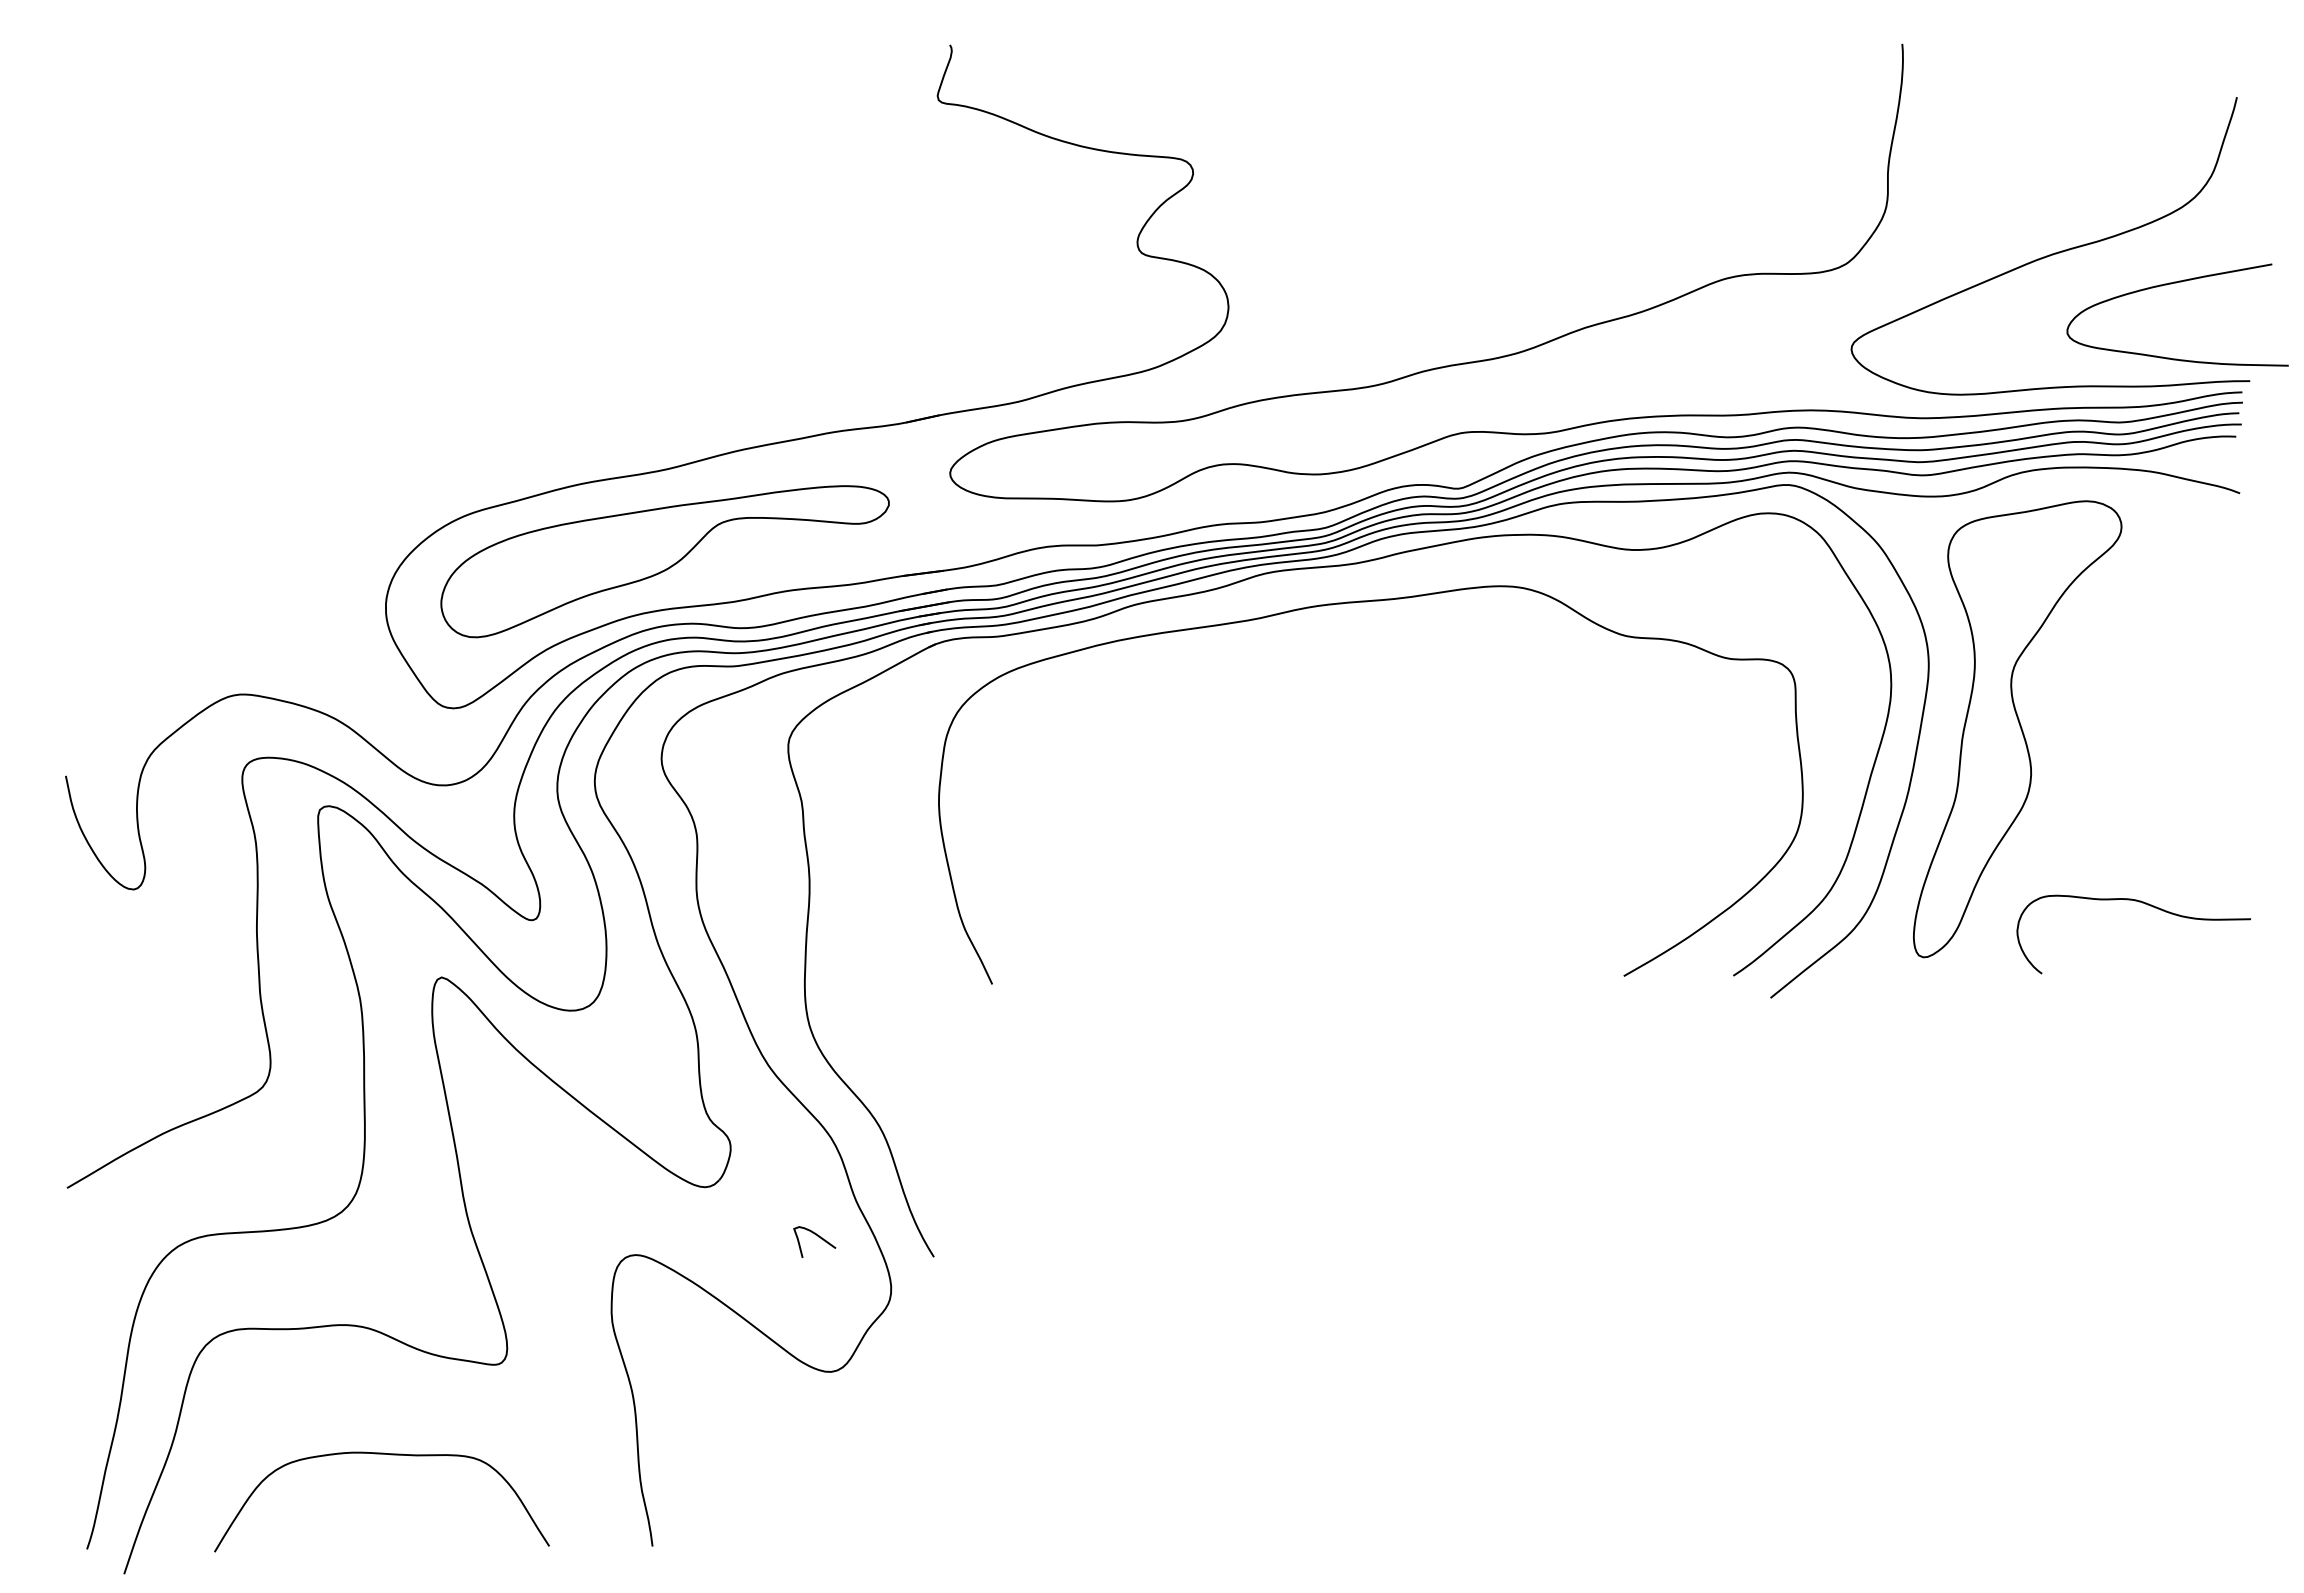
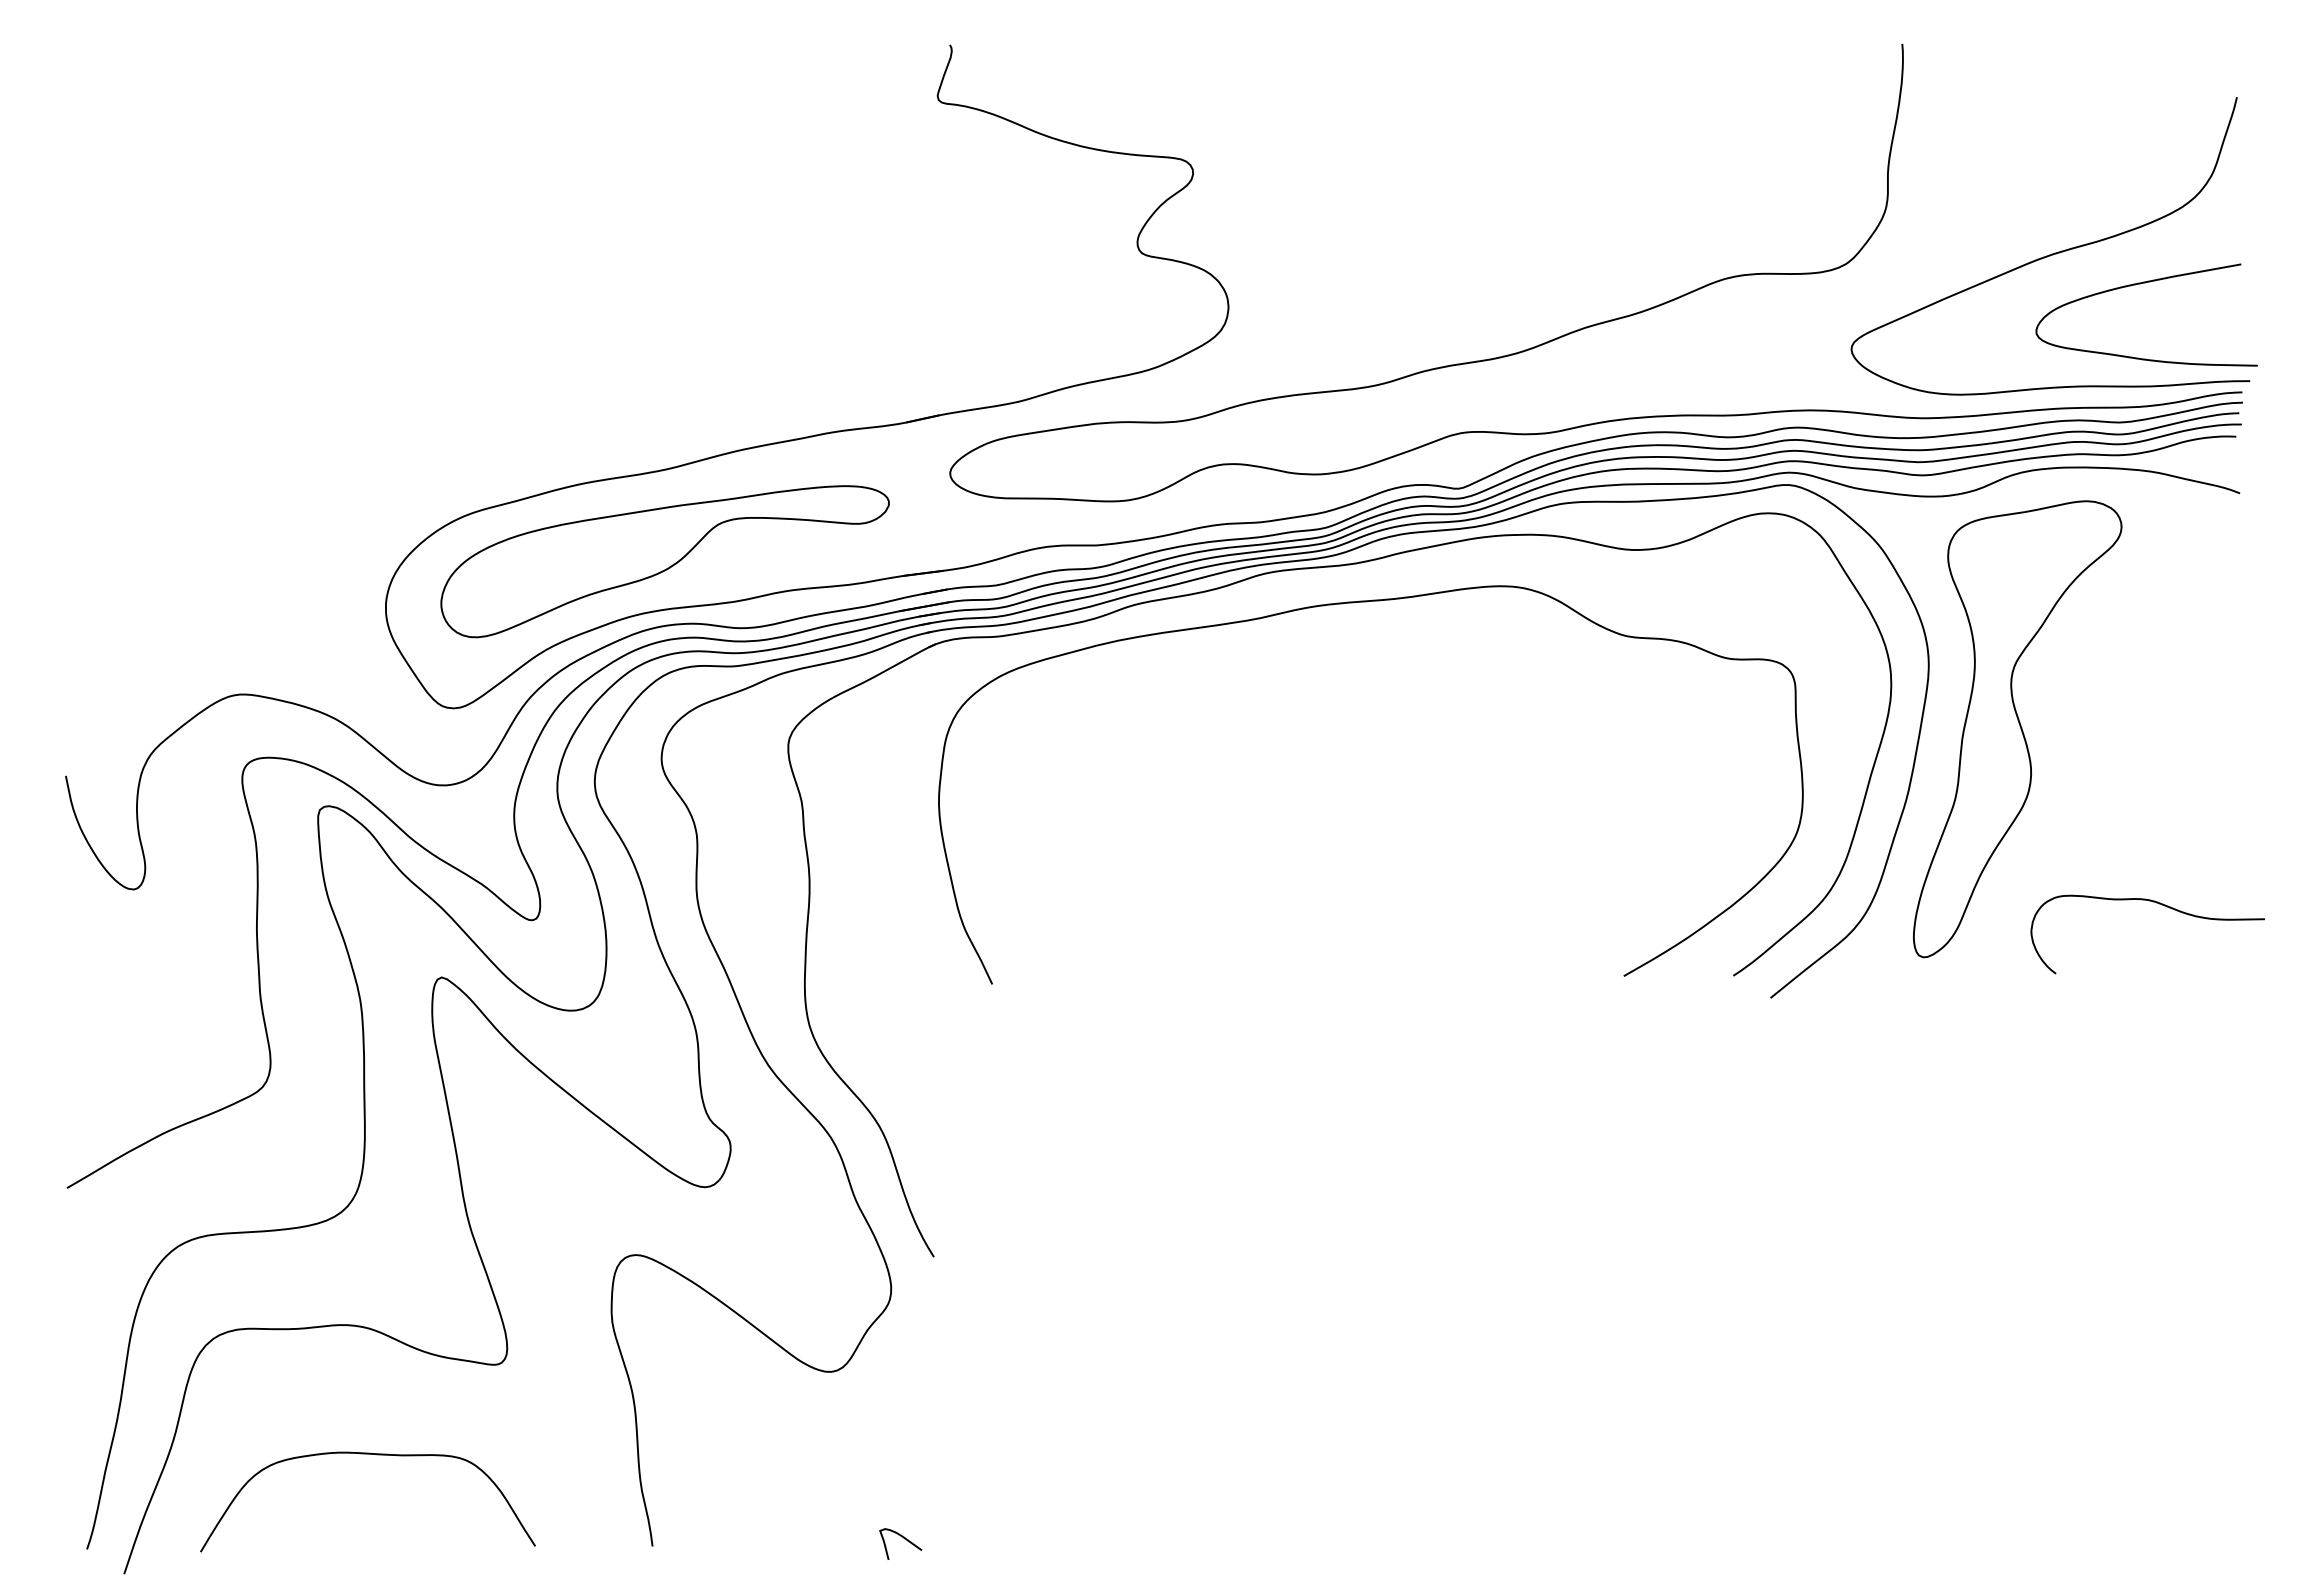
curve position: (2171, 284) -> (2140, 284) (2140, 284)
curve position: (2147, 905) -> (2161, 905) (2161, 905)
curve position: (818, 1237) -> (904, 1539) (904, 1539)
curve position: (390, 1455) -> (376, 1455) (376, 1455)
